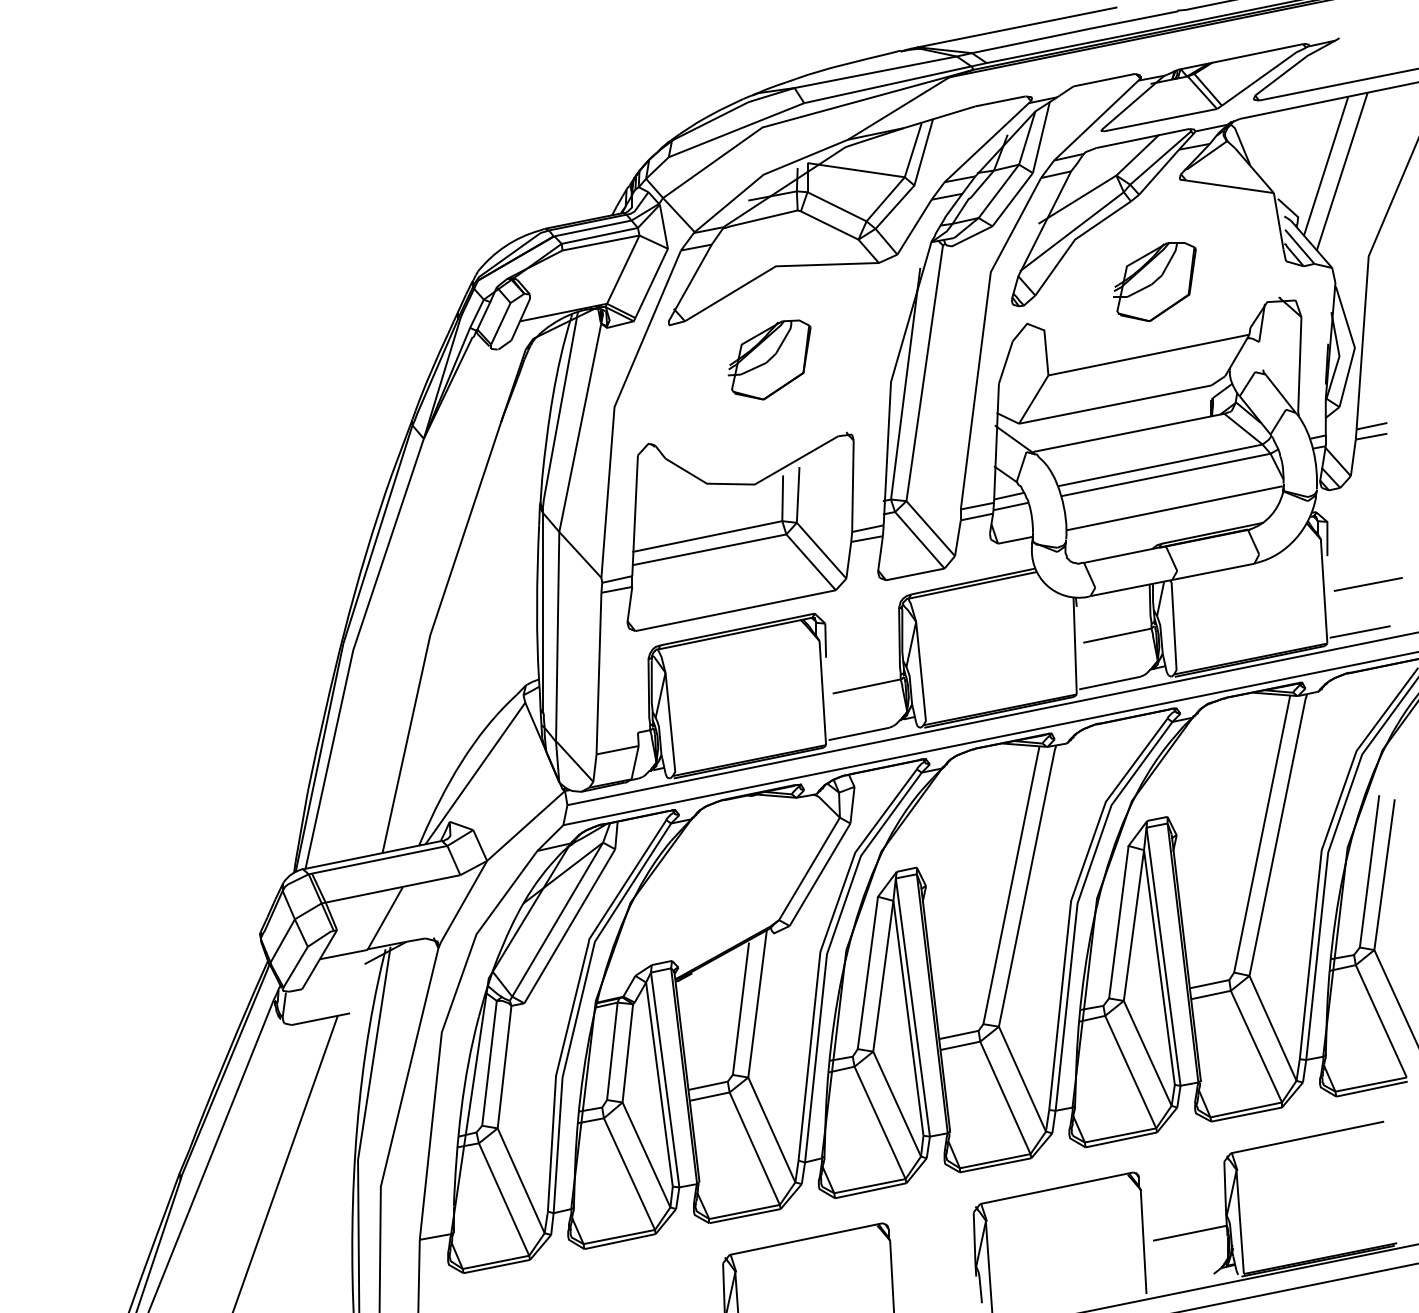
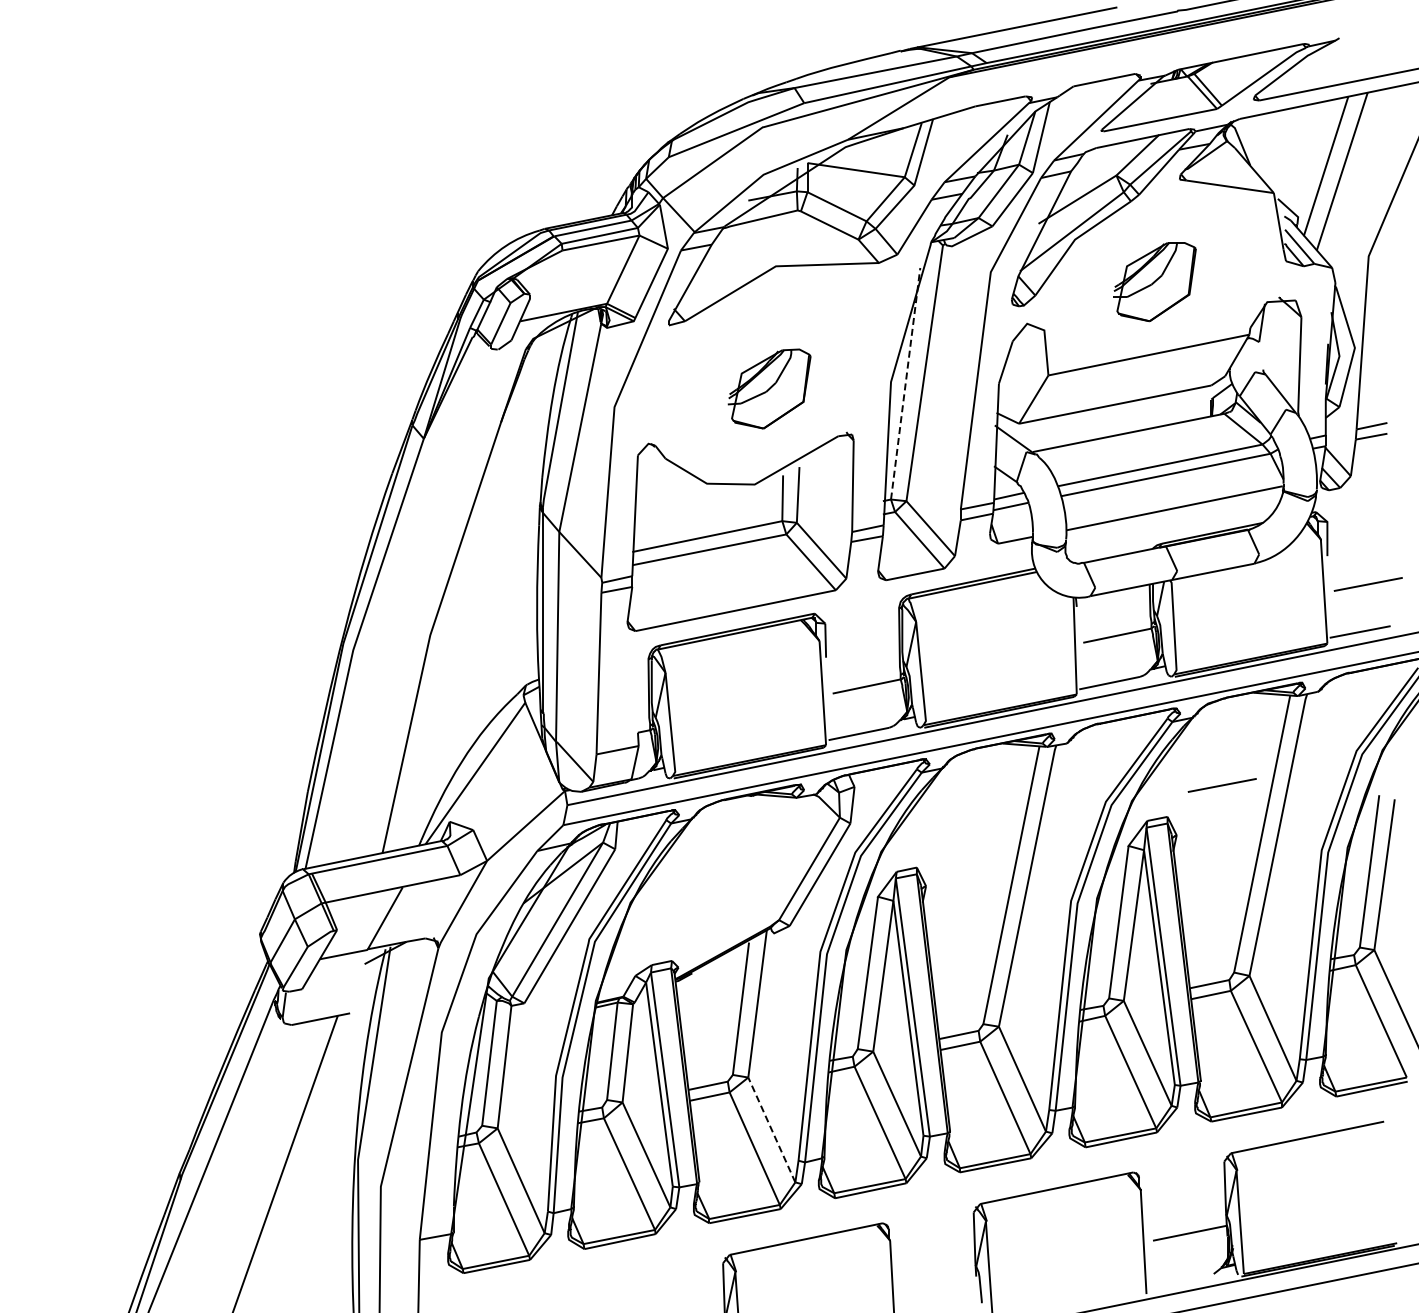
part position: (769, 359) -> (769, 388) (769, 388)
line: solid -> dashed (905, 383)
line: none -> present (1221, 785)
line: solid -> dashed (771, 1129)
